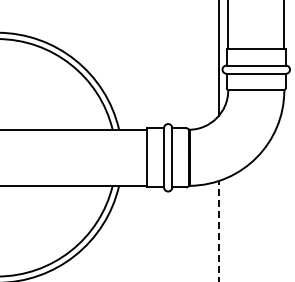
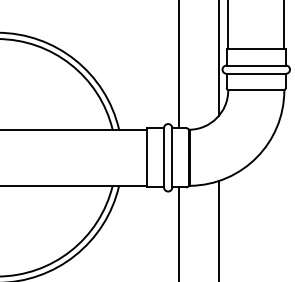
line: none -> present (179, 65)
line: dashed -> solid (218, 230)
line: none -> present (179, 232)
